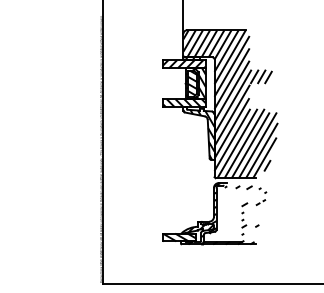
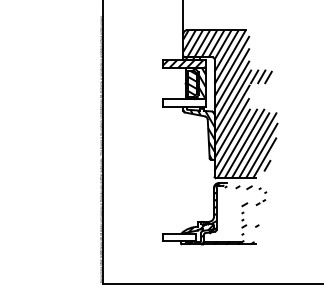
hatch: present -> none (184, 103)
hatch: present -> none (179, 237)
